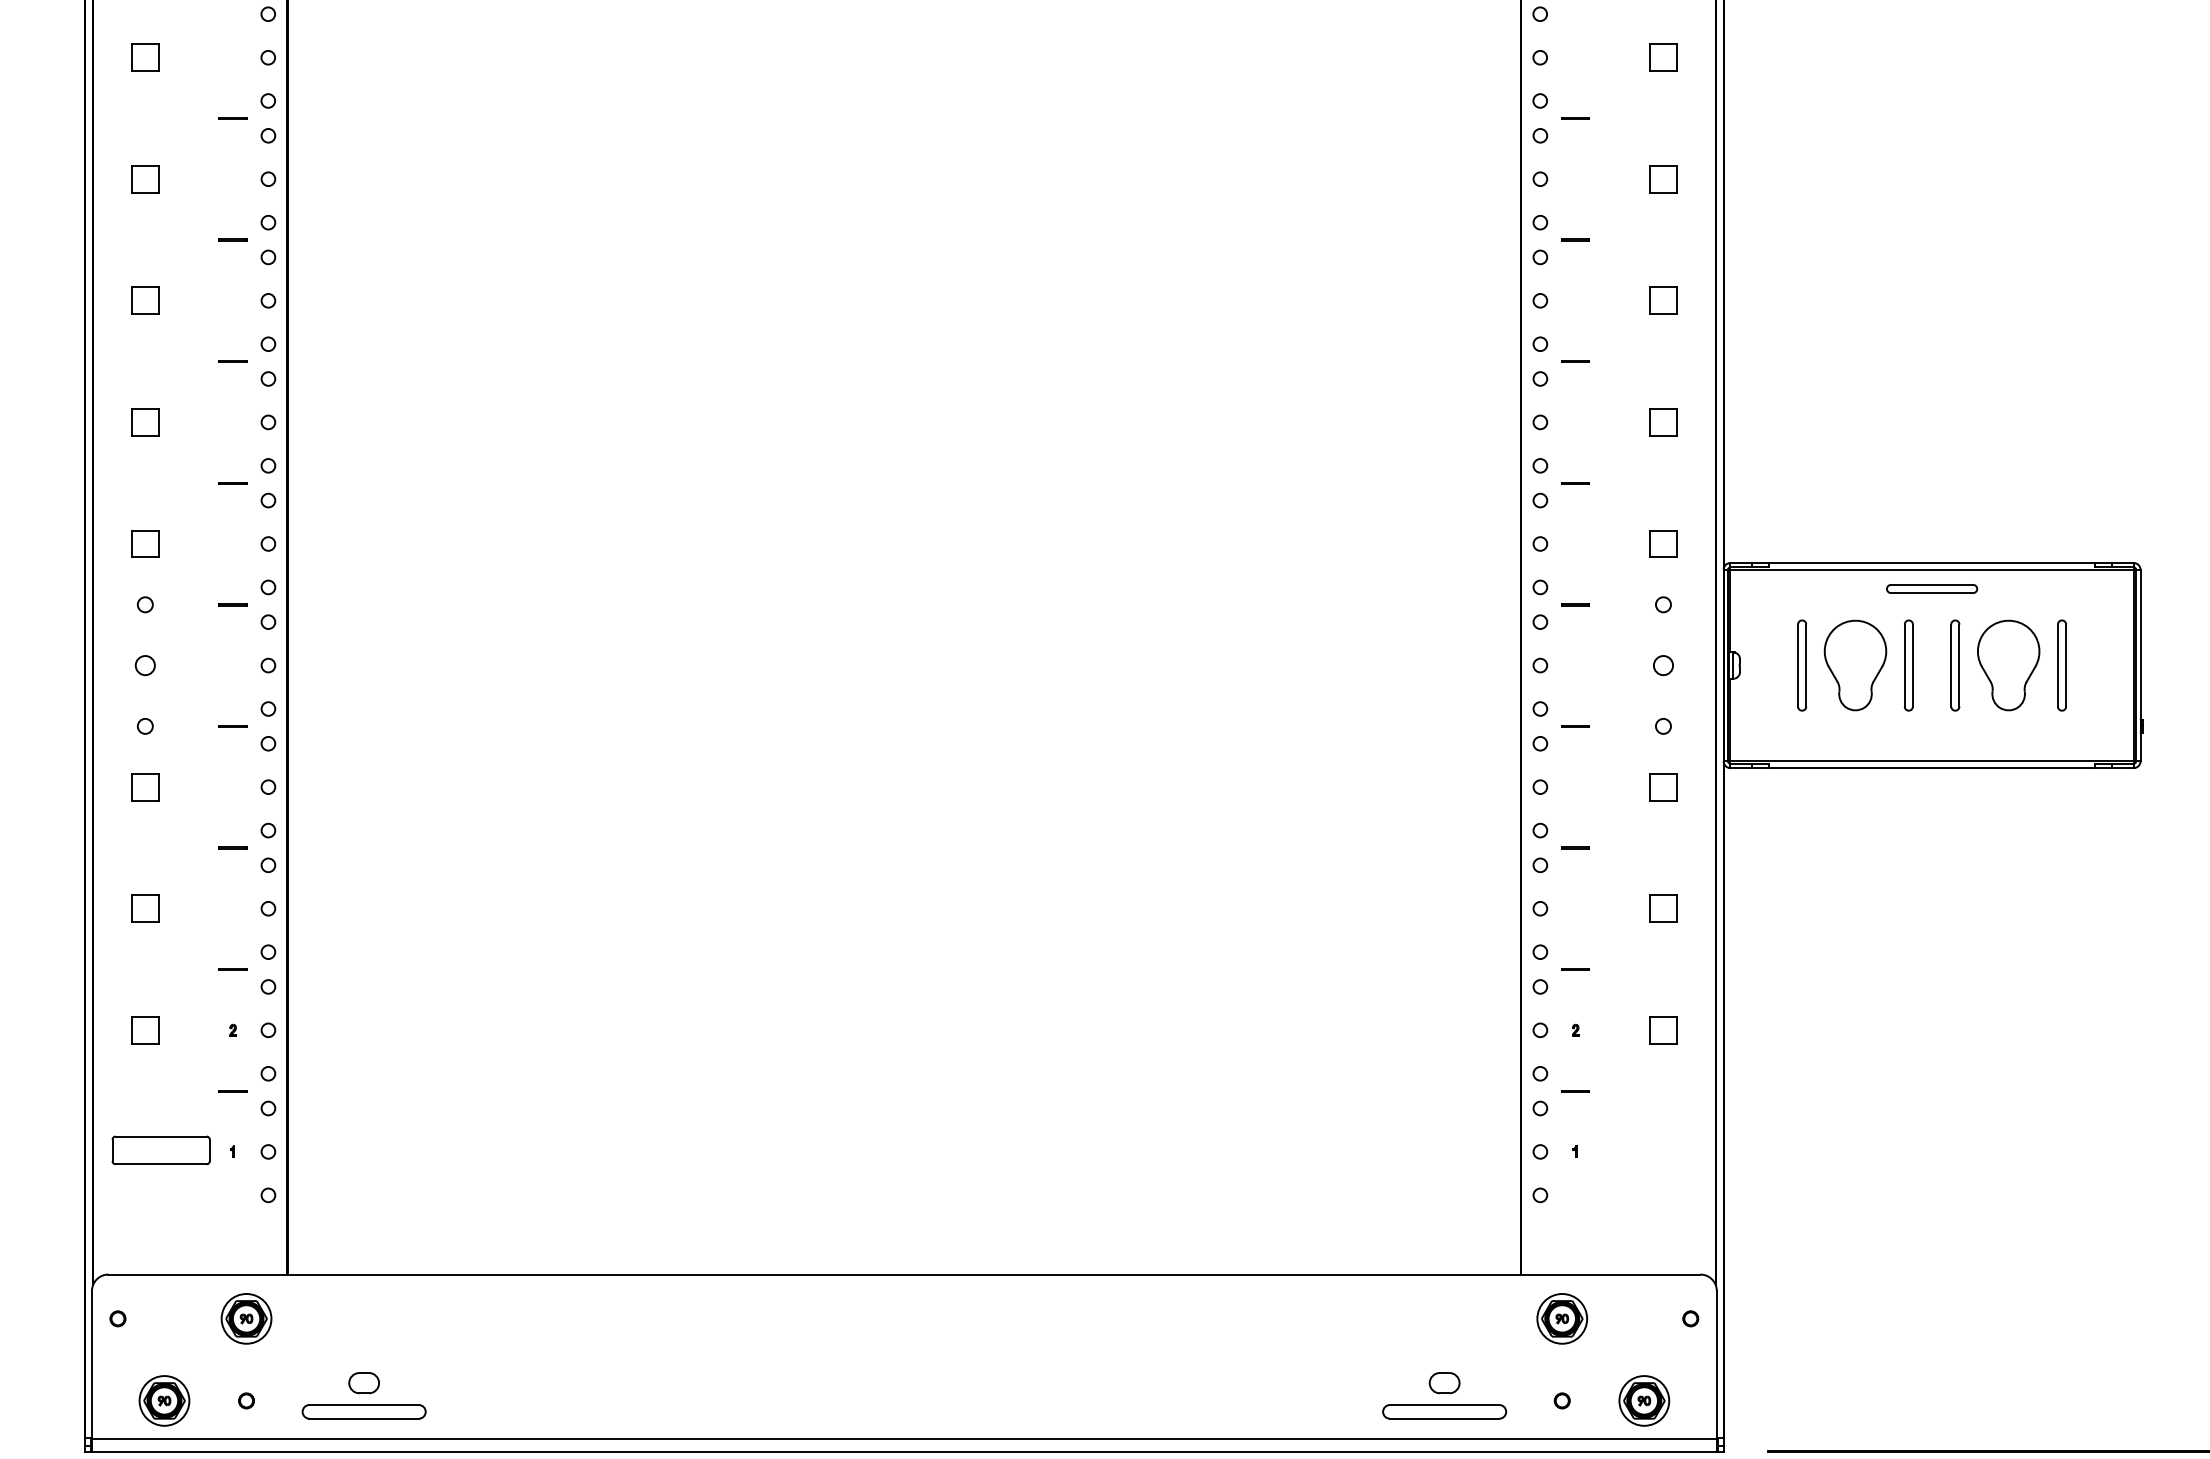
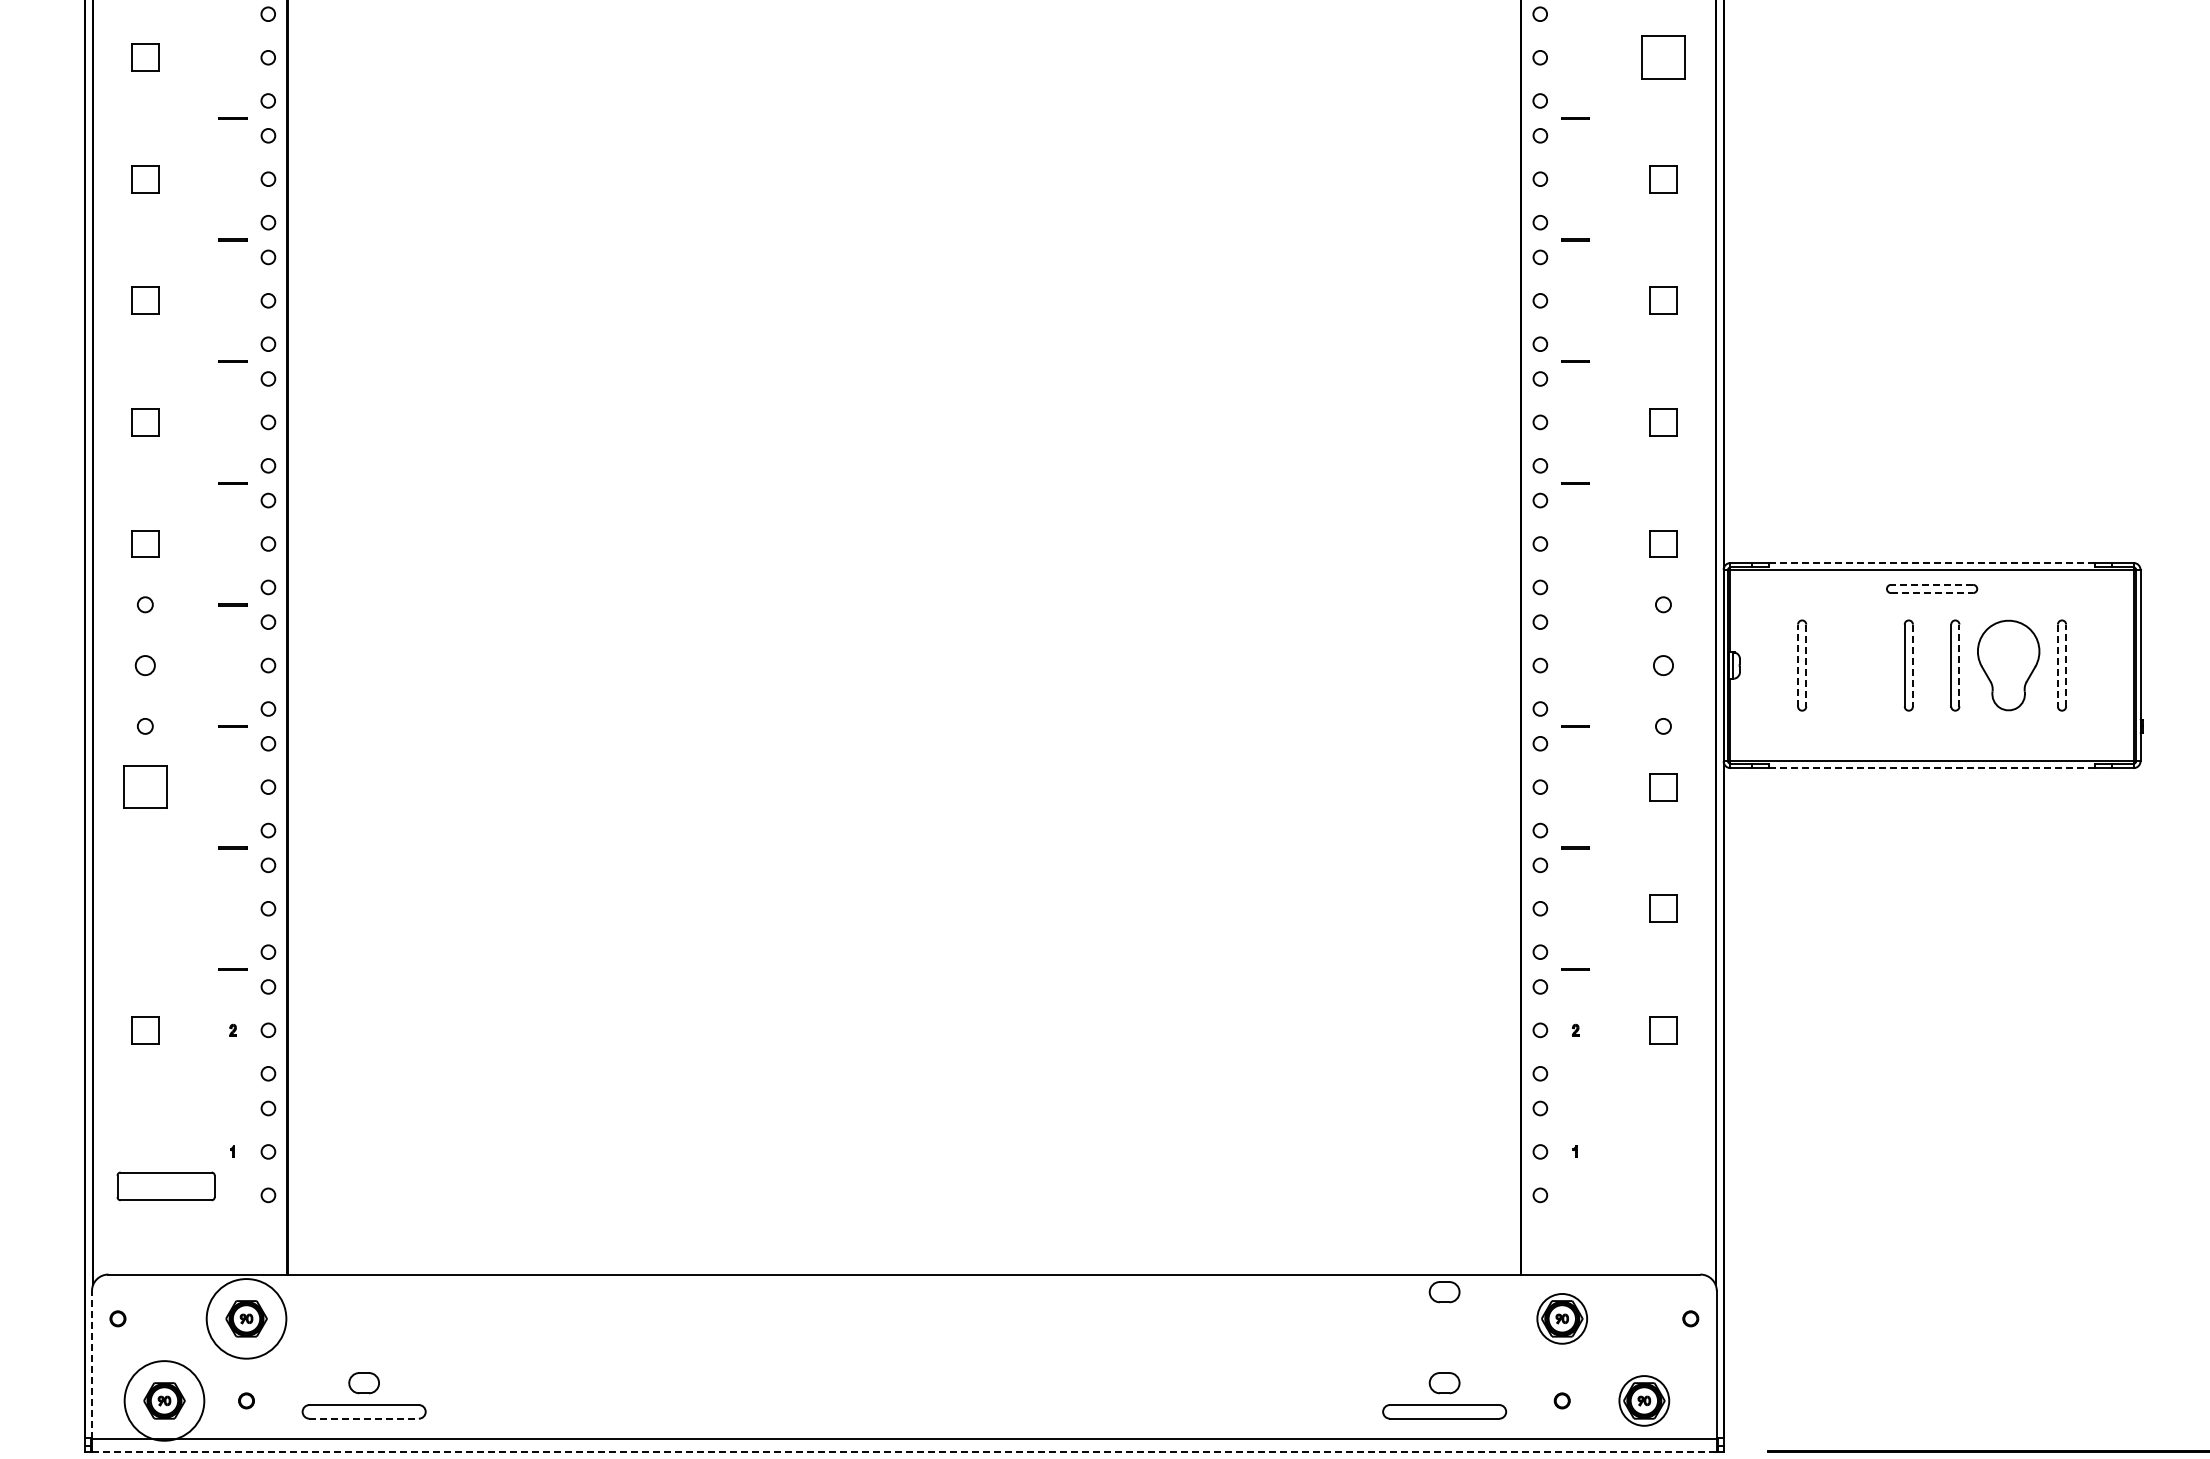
part size: 29x29 px -> 45x45 px (1663, 57)
line: solid -> dashed (1932, 563)
line: solid -> dashed (1931, 584)
line: solid -> dashed (1932, 593)
line: present -> none (1575, 604)
line: solid -> dashed (1798, 665)
part: present -> none (1855, 665)
line: solid -> dashed (1959, 665)
line: solid -> dashed (2066, 665)
line: solid -> dashed (1806, 666)
line: solid -> dashed (1912, 666)
line: solid -> dashed (2057, 666)
line: solid -> dashed (1931, 768)
part size: 29x29 px -> 45x44 px (145, 786)
part: present -> none (145, 908)
line: present -> none (232, 1091)
line: present -> none (1575, 1091)
part position: (160, 1150) -> (165, 1186) (165, 1186)
part: none -> present (1444, 1292)
circle diameter: 50 px -> 80 px (246, 1318)
line: solid -> dashed (92, 1364)
circle diameter: 50 px -> 80 px (164, 1400)
line: solid -> dashed (364, 1418)
line: solid -> dashed (904, 1451)
